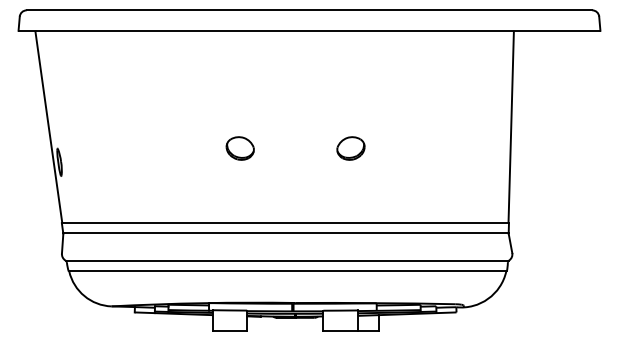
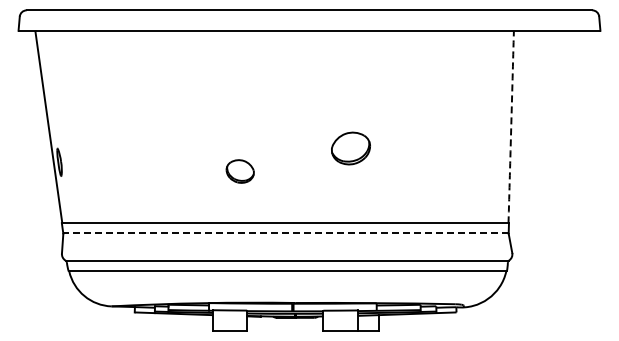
arc: solid -> dashed (511, 127)
part position: (239, 148) -> (239, 171) (239, 171)
part size: 30x25 px -> 40x35 px (350, 148)
line: solid -> dashed (285, 233)
